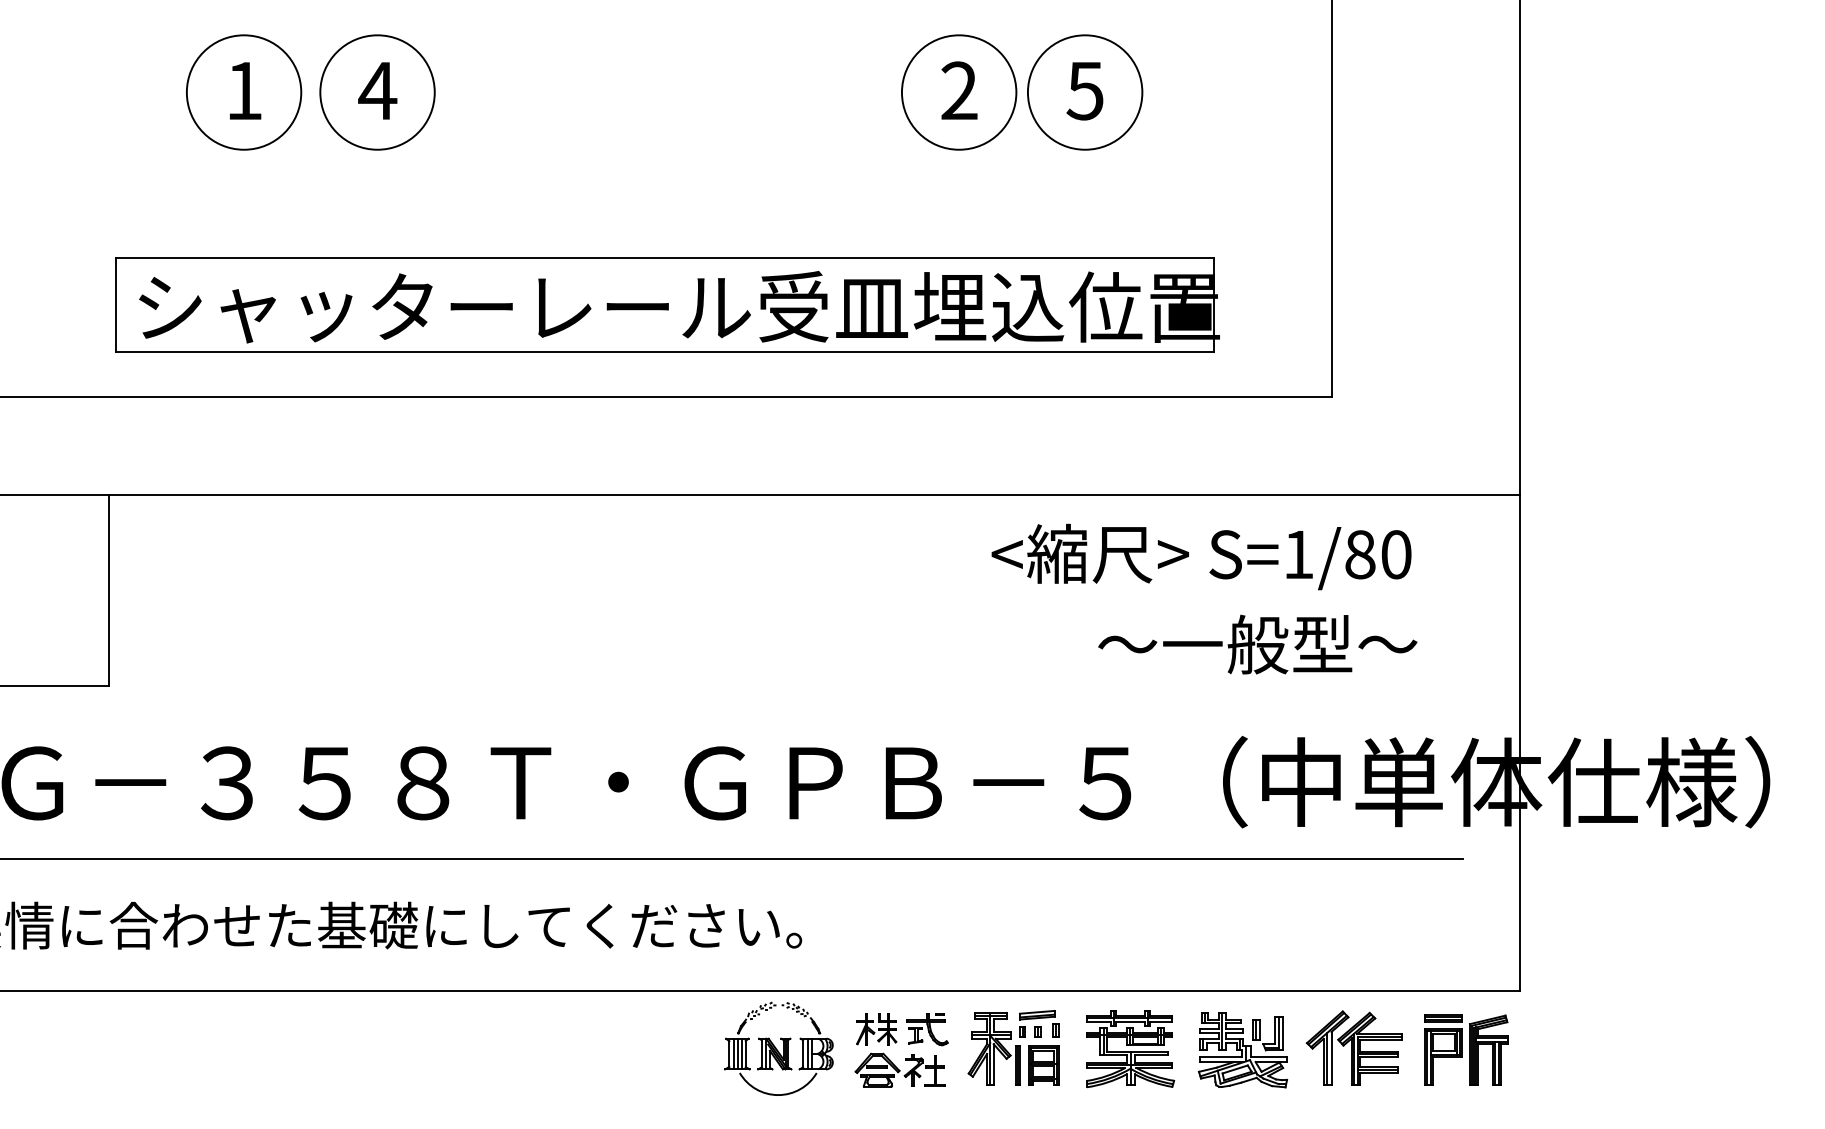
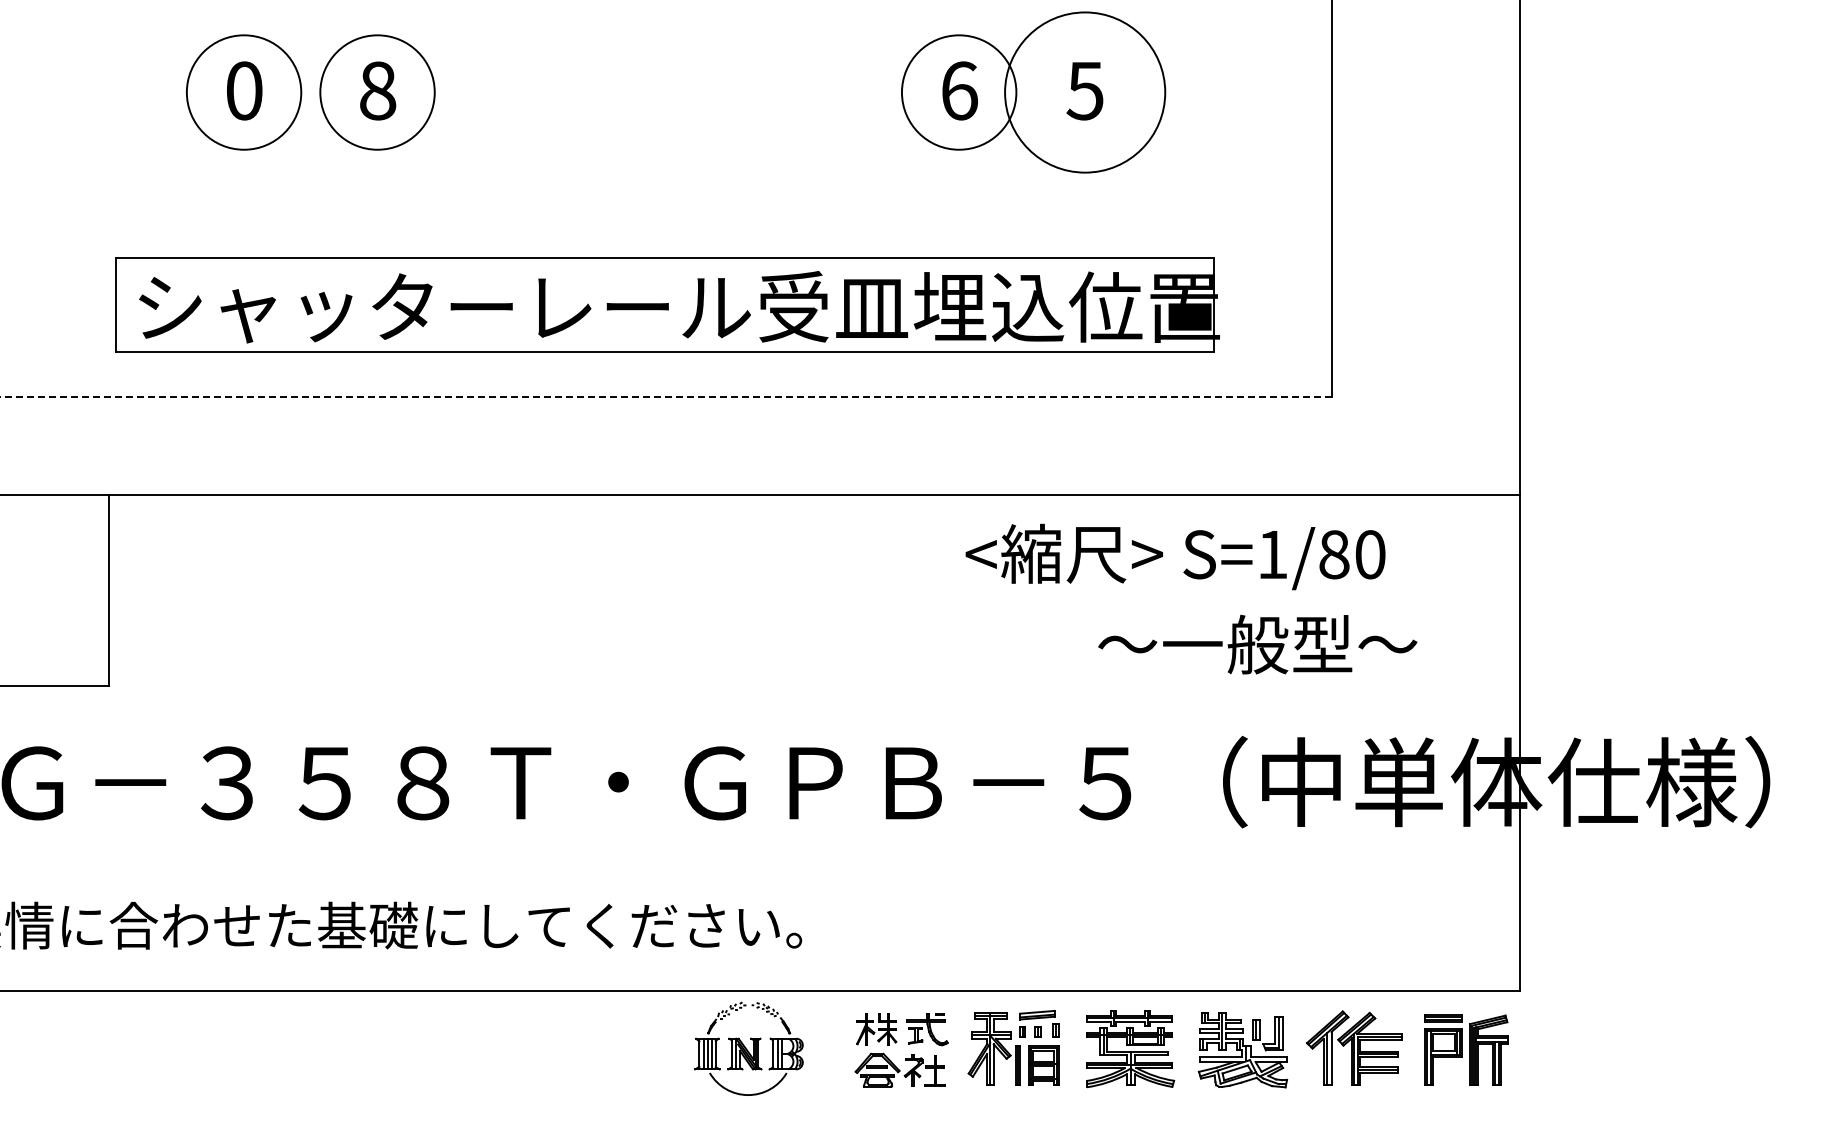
text: 1 -> 0 (244, 90)
text: 4 -> 8 (377, 90)
text: 2 -> 6 (959, 90)
circle diameter: 114 px -> 160 px (1085, 92)
line: solid -> dashed (665, 396)
text position: (1201, 556) -> (1175, 556) (1175, 556)
line: present -> none (732, 859)
part position: (778, 1048) -> (748, 1048) (748, 1048)
